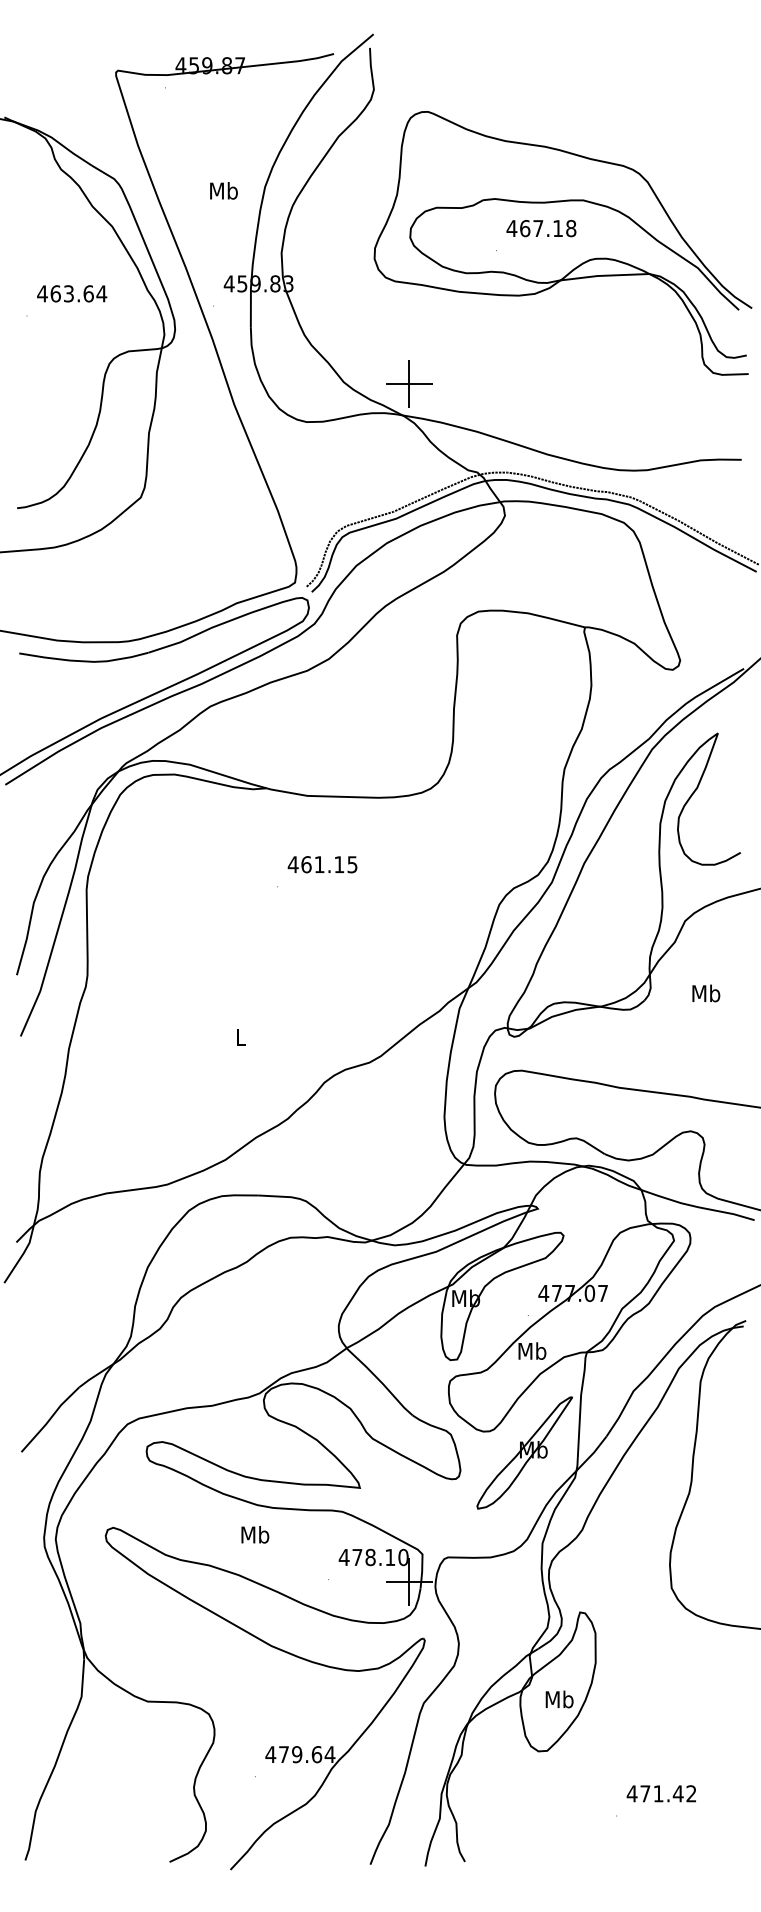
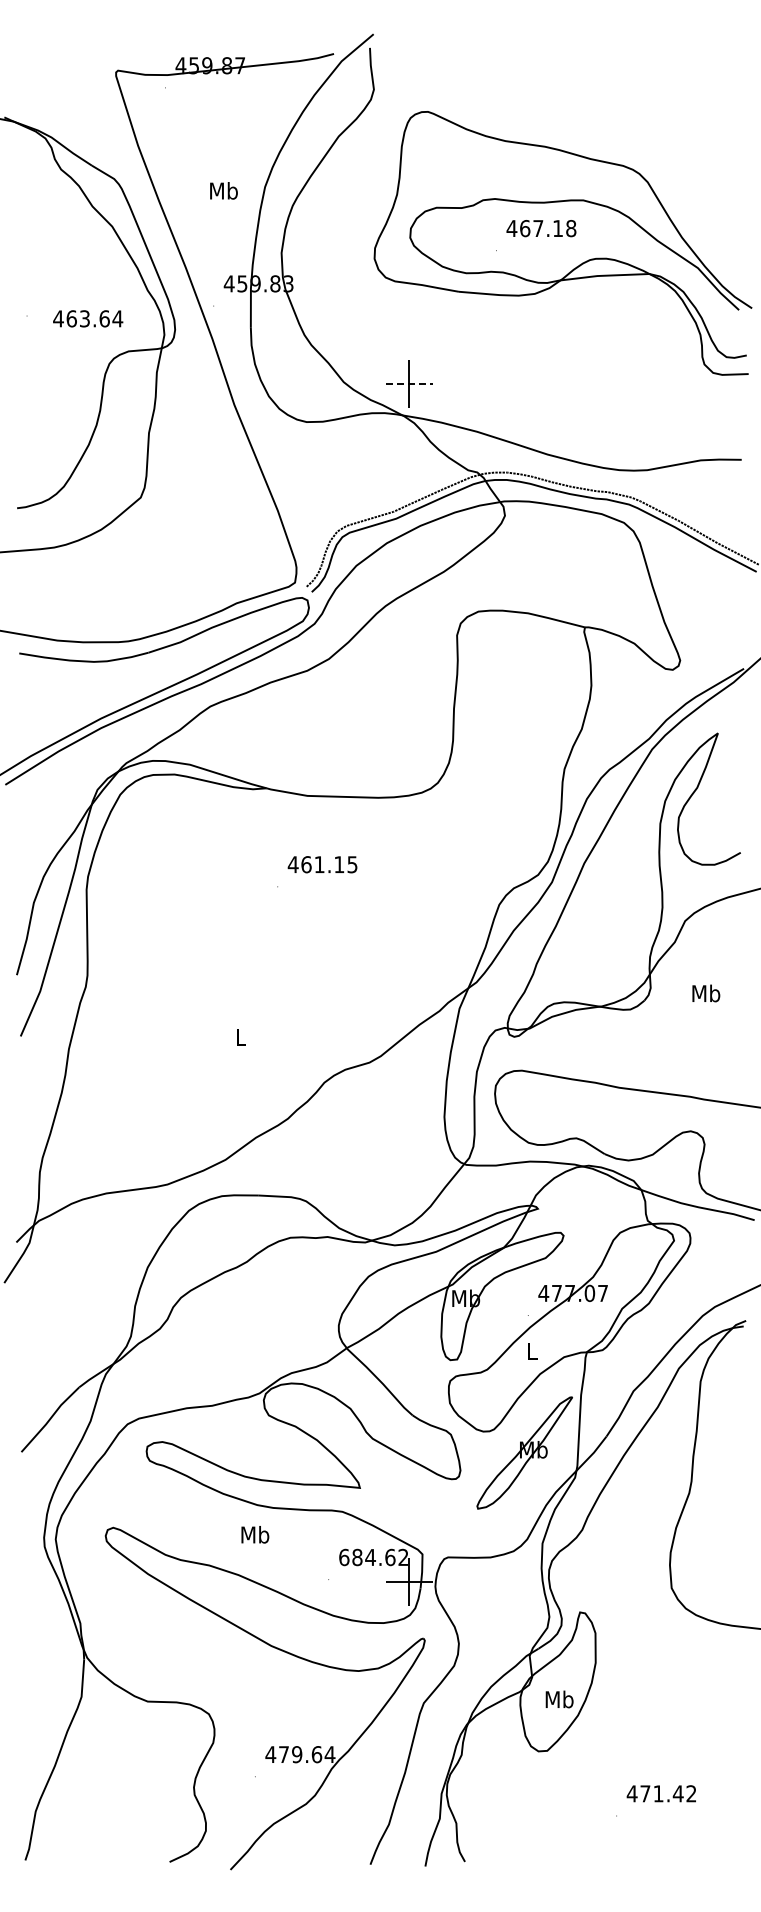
text position: (72, 293) -> (88, 318) (88, 318)
line: solid -> dashed (409, 383)
text: Mb -> L (532, 1350)
text: 478.10 -> 684.62 (373, 1557)
